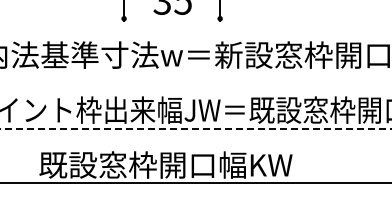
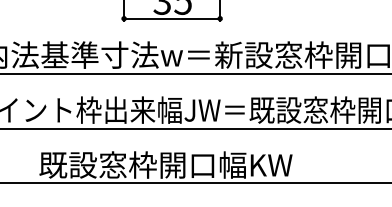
line: none -> present (172, 18)
line: none -> present (195, 73)
line: dashed -> solid (196, 128)
